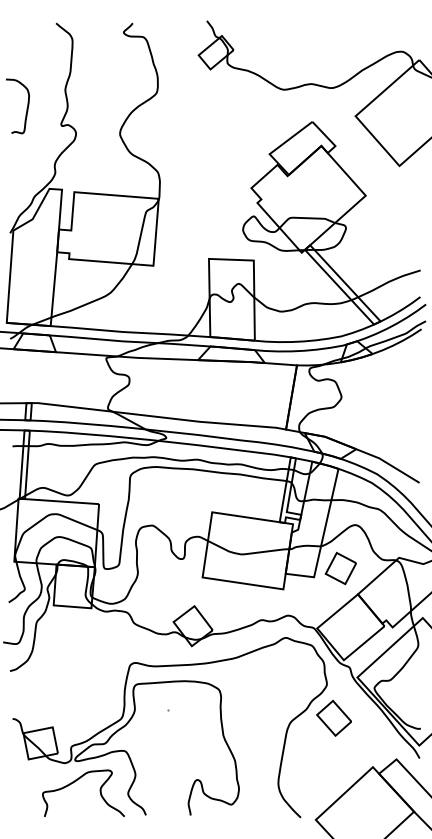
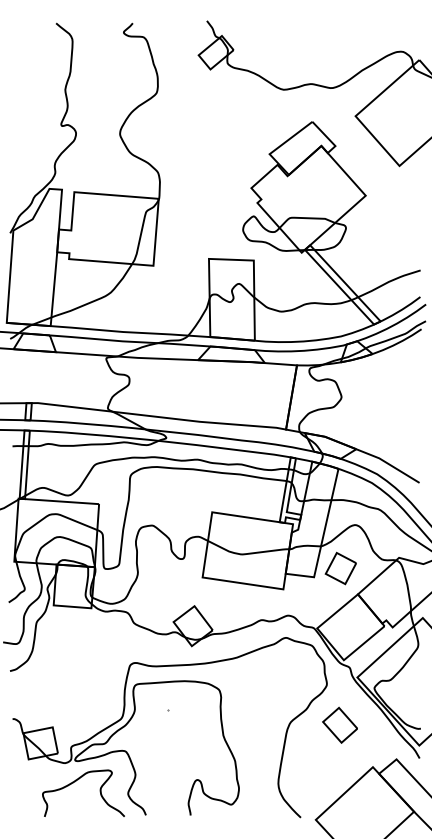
curve: present -> none (26, 108)
part position: (333, 717) -> (339, 724) (339, 724)
